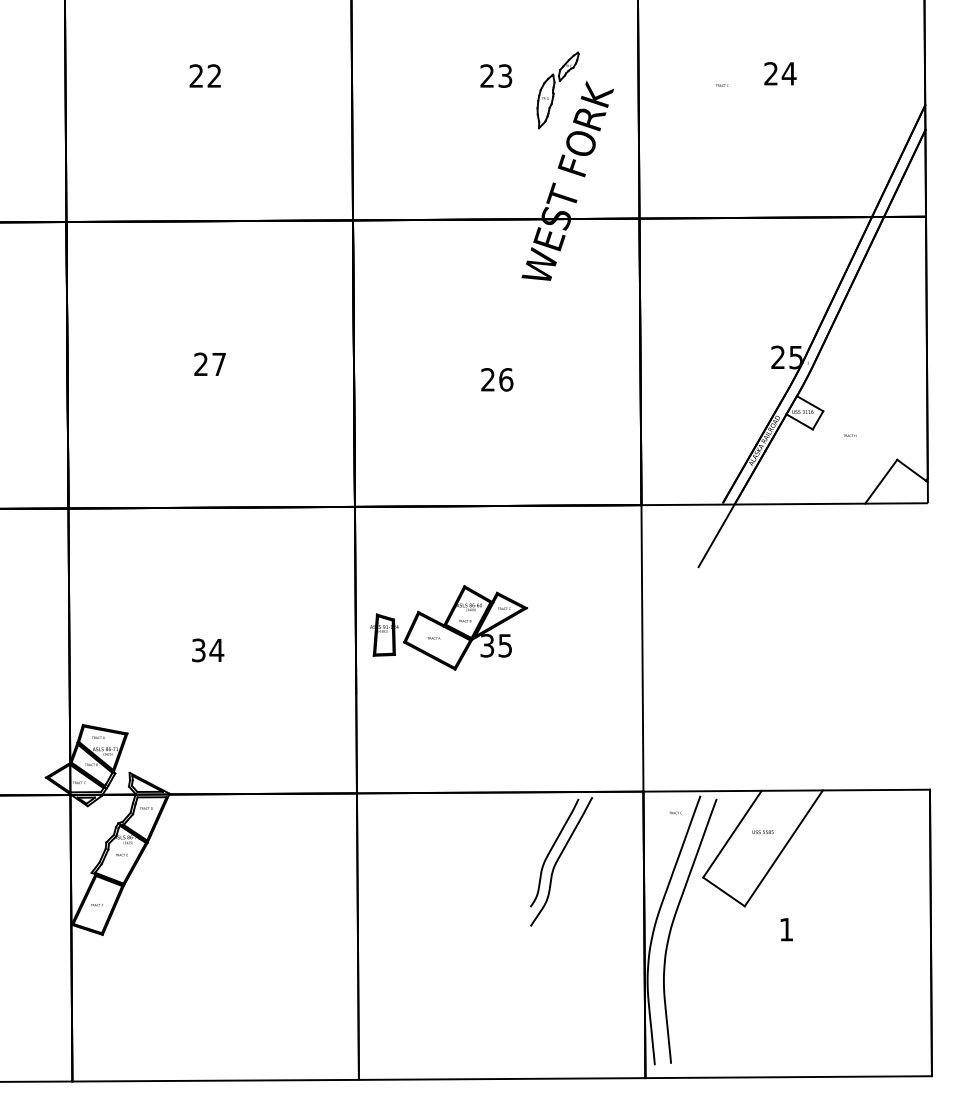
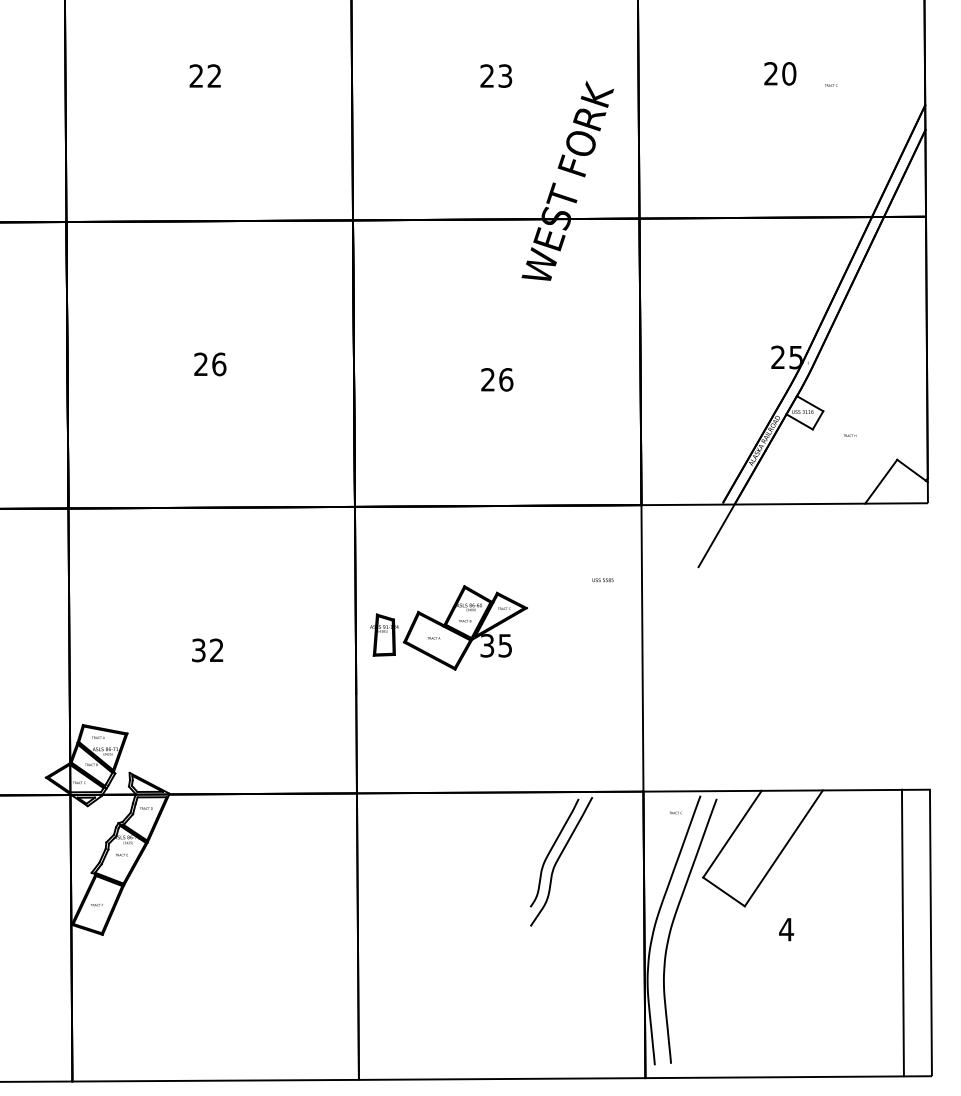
text: 24 -> 20 (788, 73)
text position: (722, 85) -> (831, 85) (831, 85)
part: present -> none (557, 90)
text: 27 -> 26 (219, 364)
text: 34 -> 32 (216, 649)
text position: (762, 832) -> (602, 580) (602, 580)
text: 1 -> 4 (786, 929)
line position: (930, 932) -> (902, 932) (902, 932)
